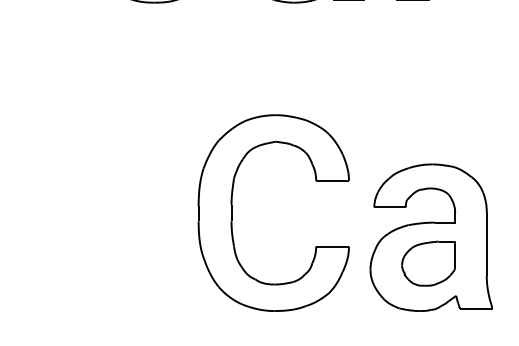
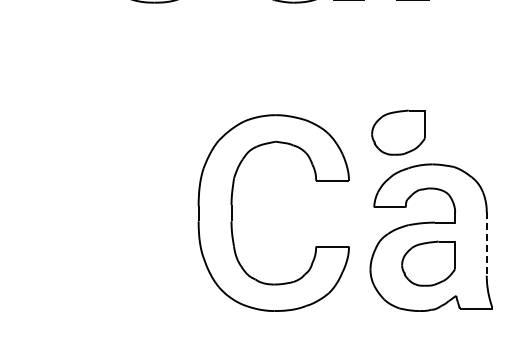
part: none -> present (398, 132)
line: solid -> dashed (486, 244)
